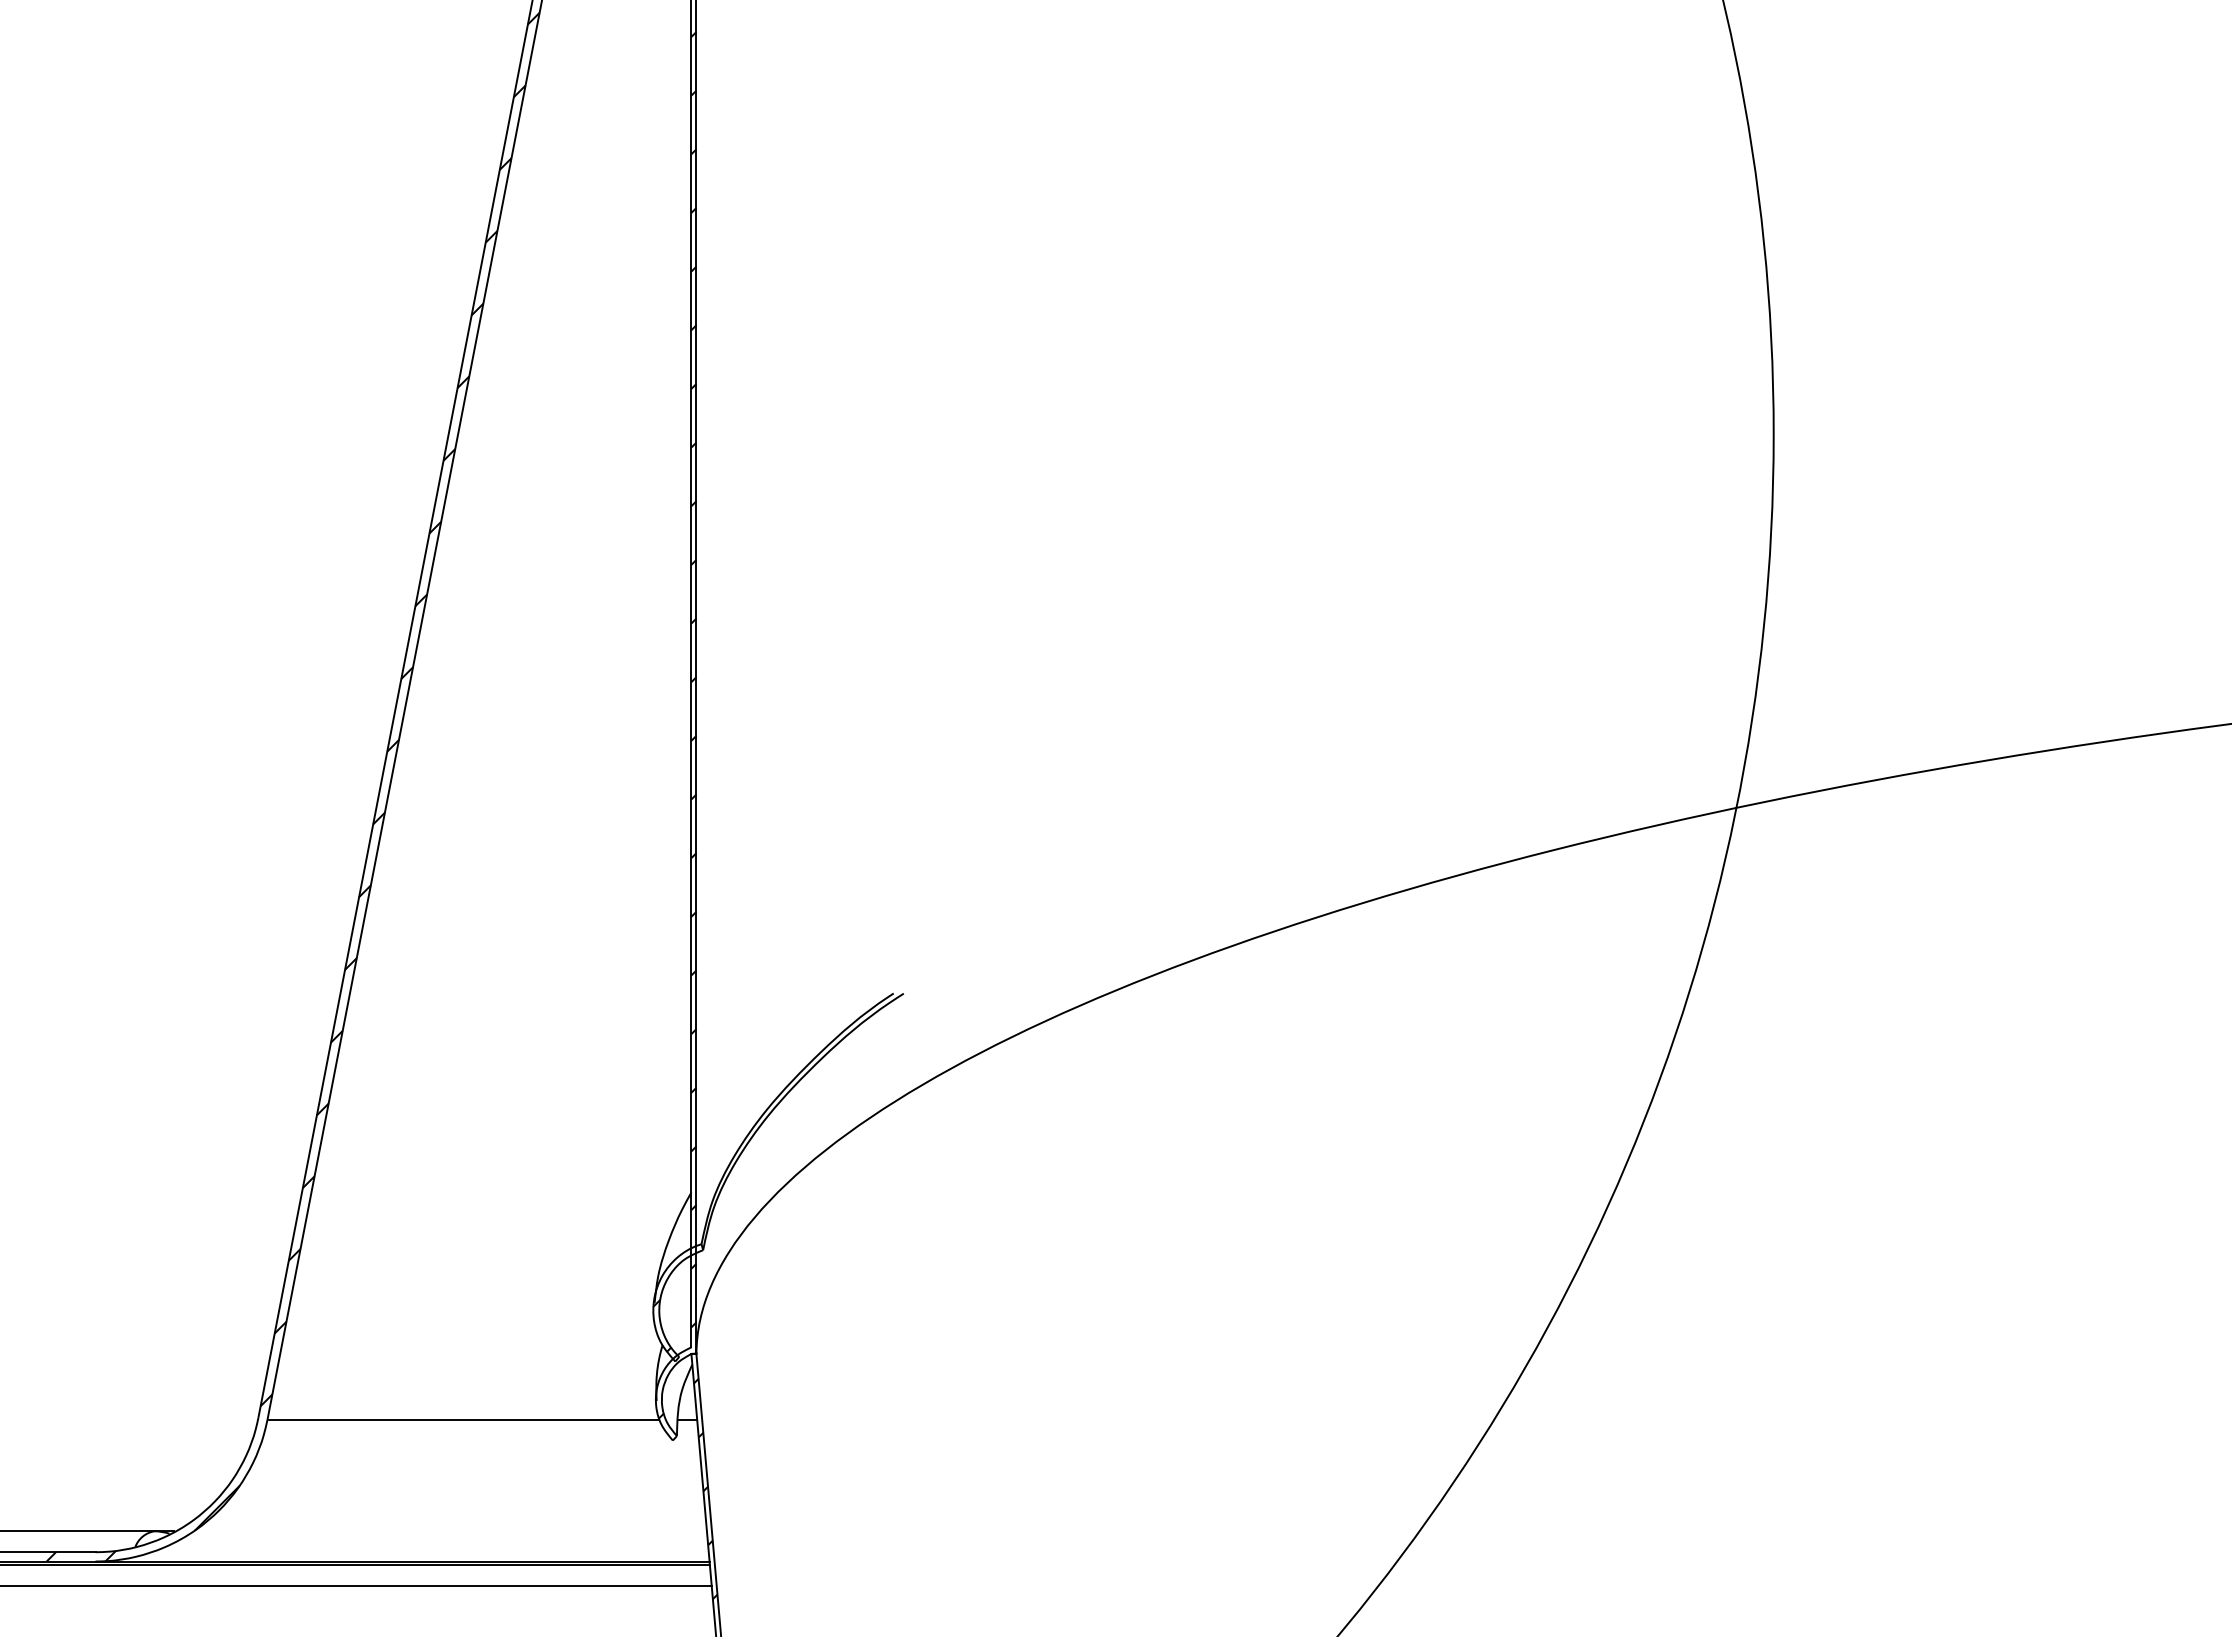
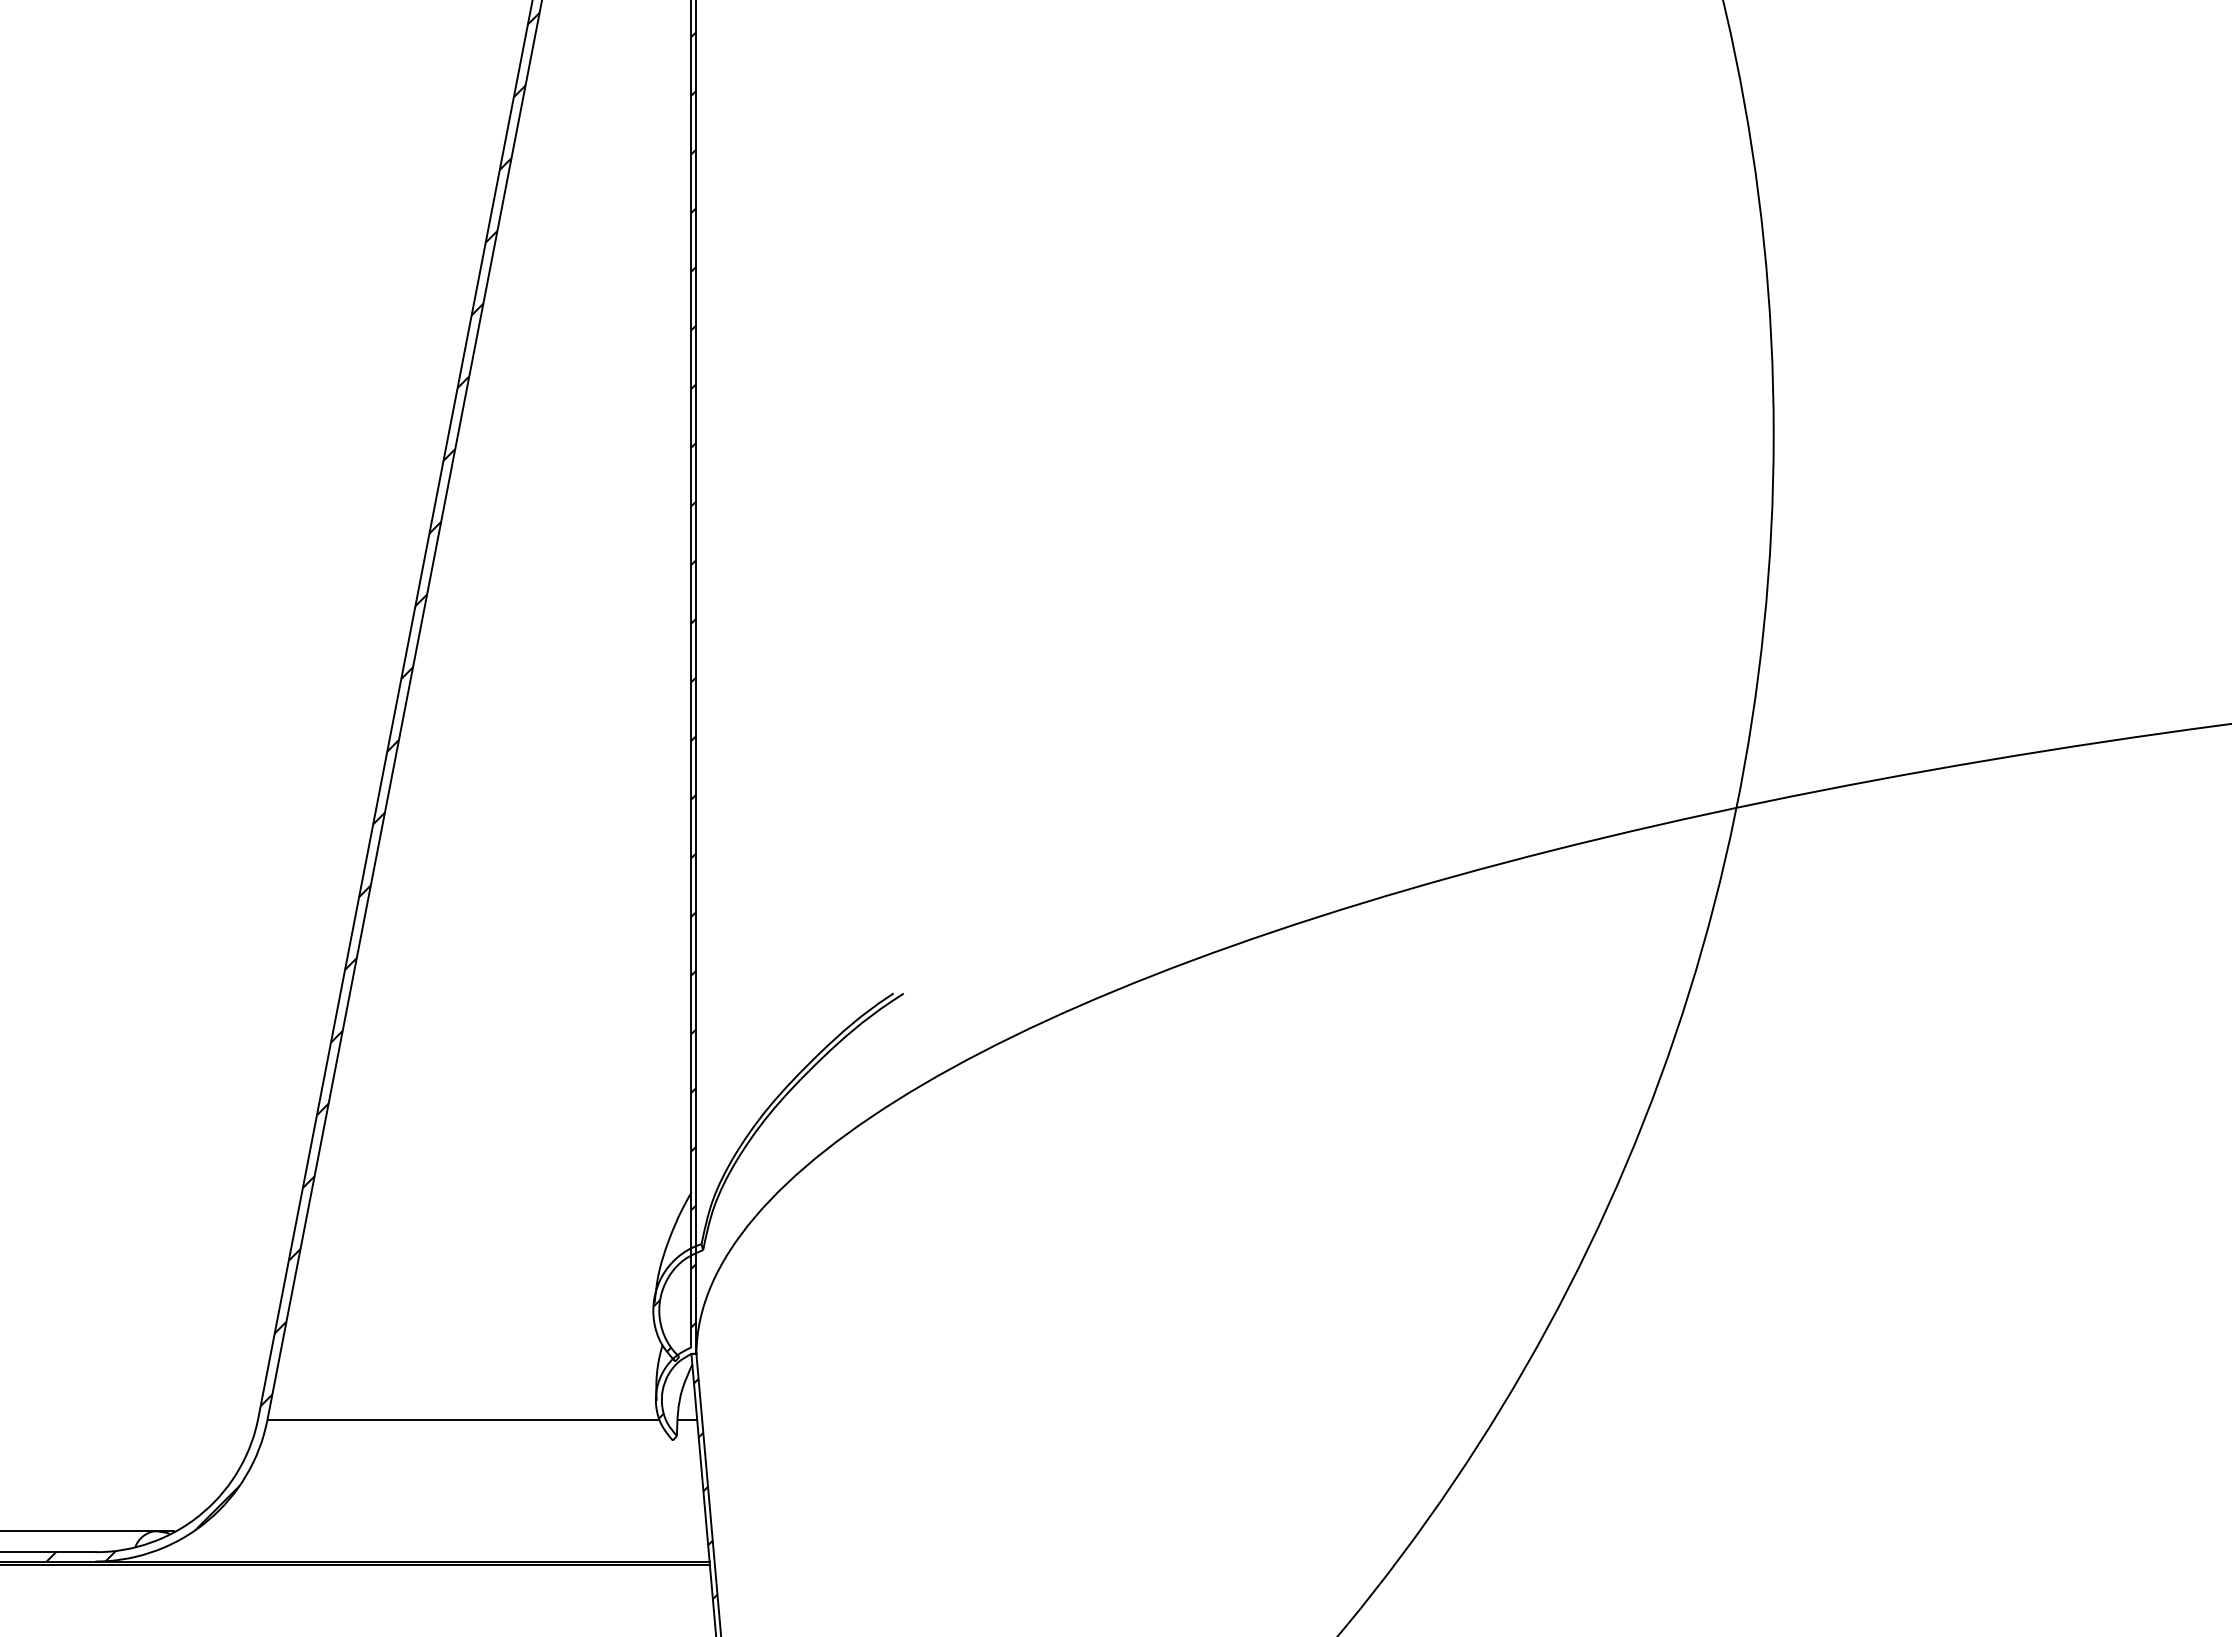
line: present -> none (356, 1585)
